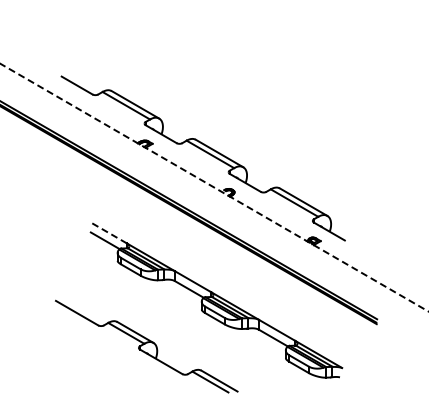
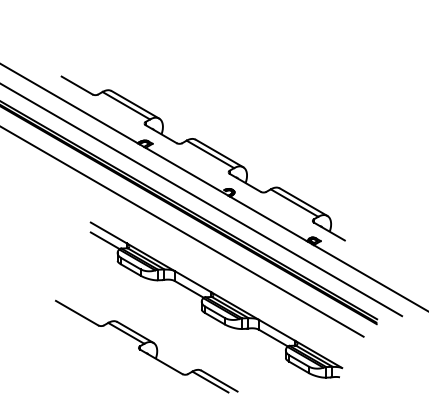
line: dashed -> solid (214, 187)
line: none -> present (202, 200)
line: none -> present (182, 231)
line: dashed -> solid (108, 232)
